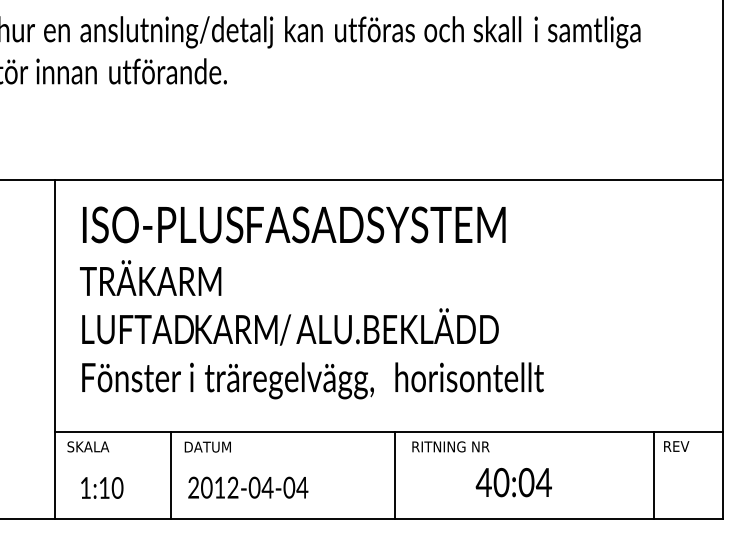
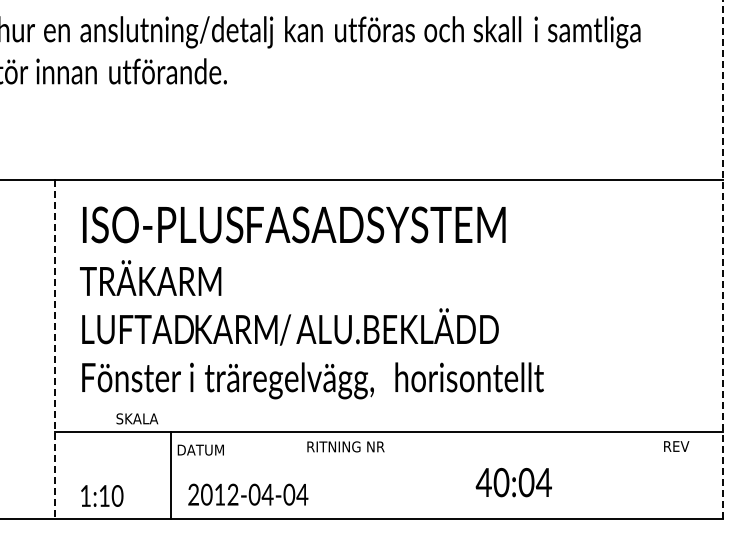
line: solid -> dashed (722, 259)
line: solid -> dashed (54, 349)
text position: (88, 446) -> (137, 418) (137, 418)
text position: (207, 446) -> (200, 449) (200, 449)
text position: (450, 446) -> (345, 446) (345, 446)
line: present -> none (394, 475)
line: present -> none (653, 475)
text position: (102, 487) -> (102, 495) (102, 495)
text position: (248, 487) -> (248, 494) (248, 494)
